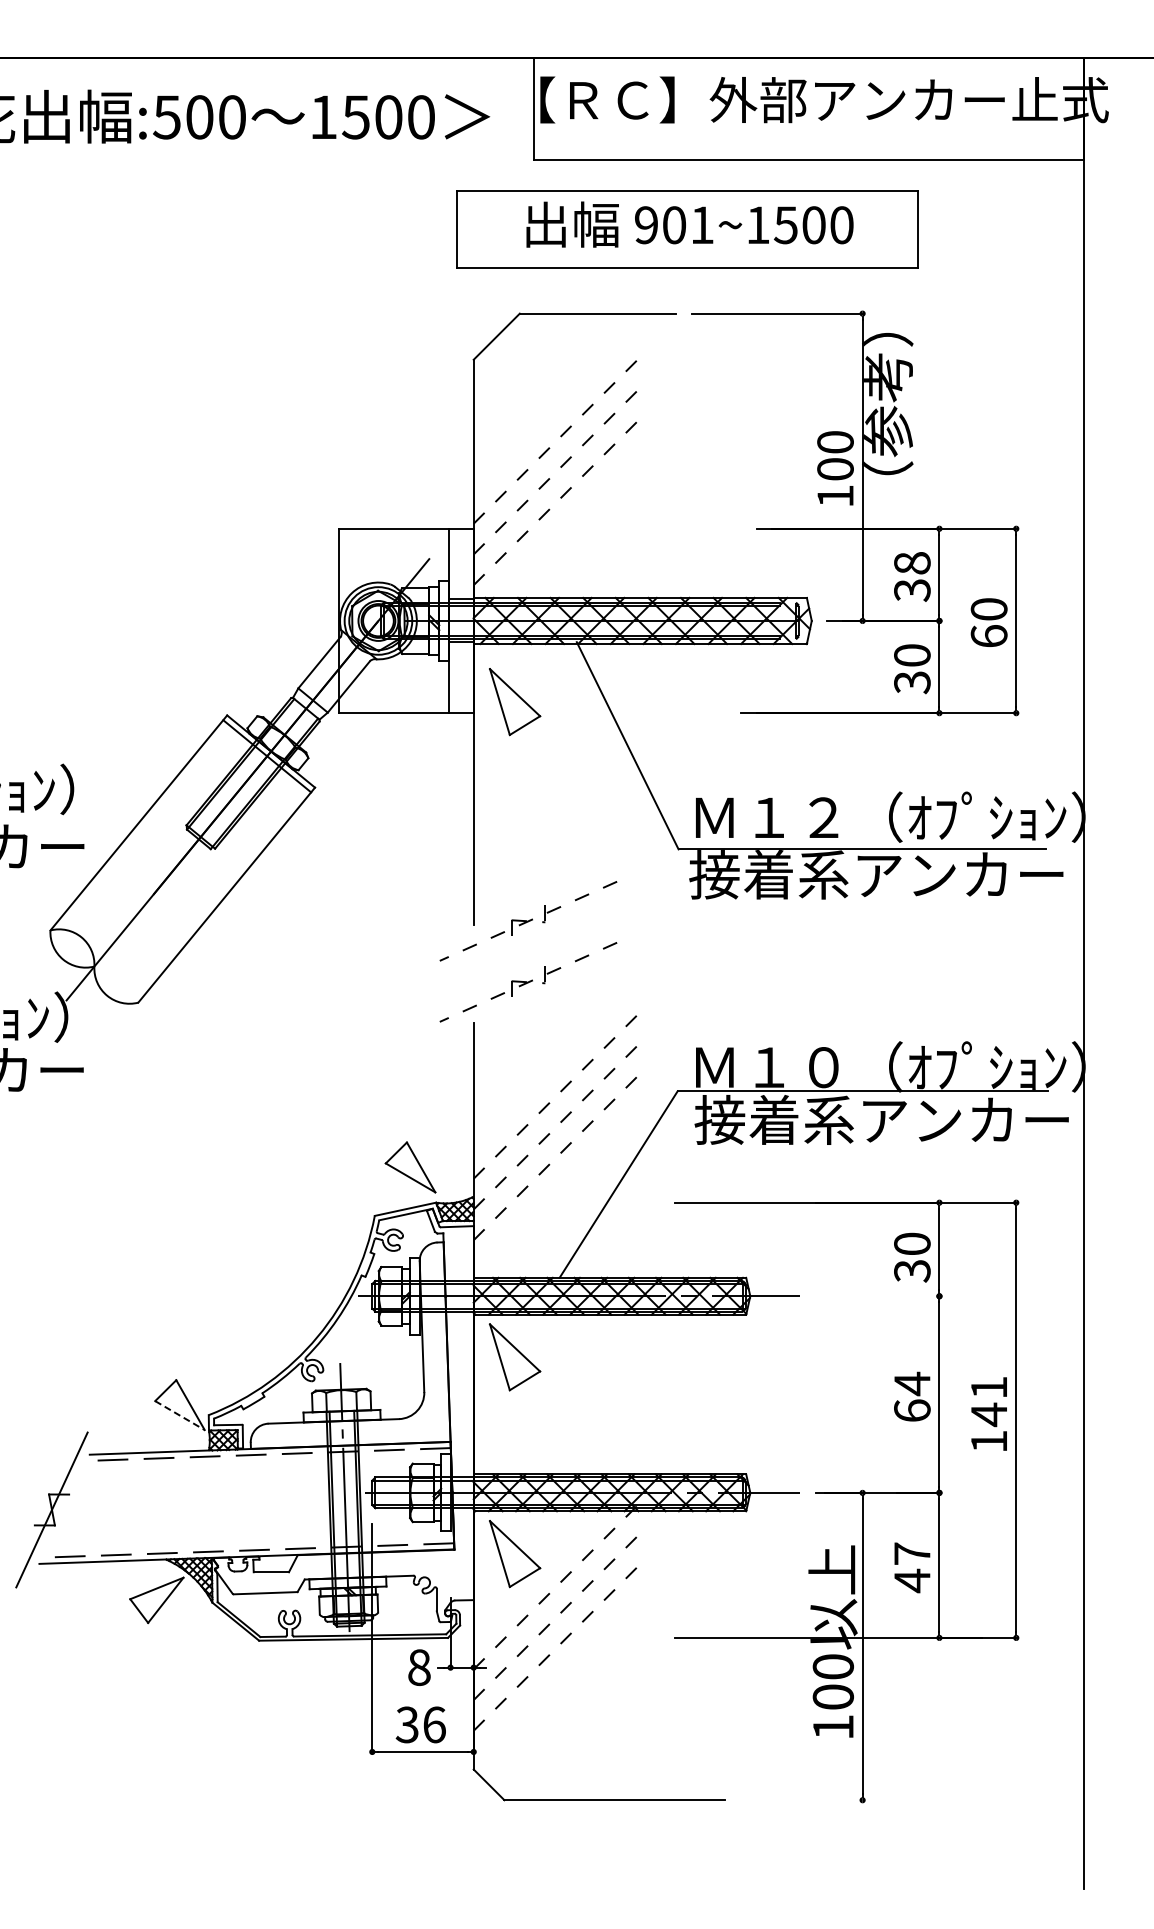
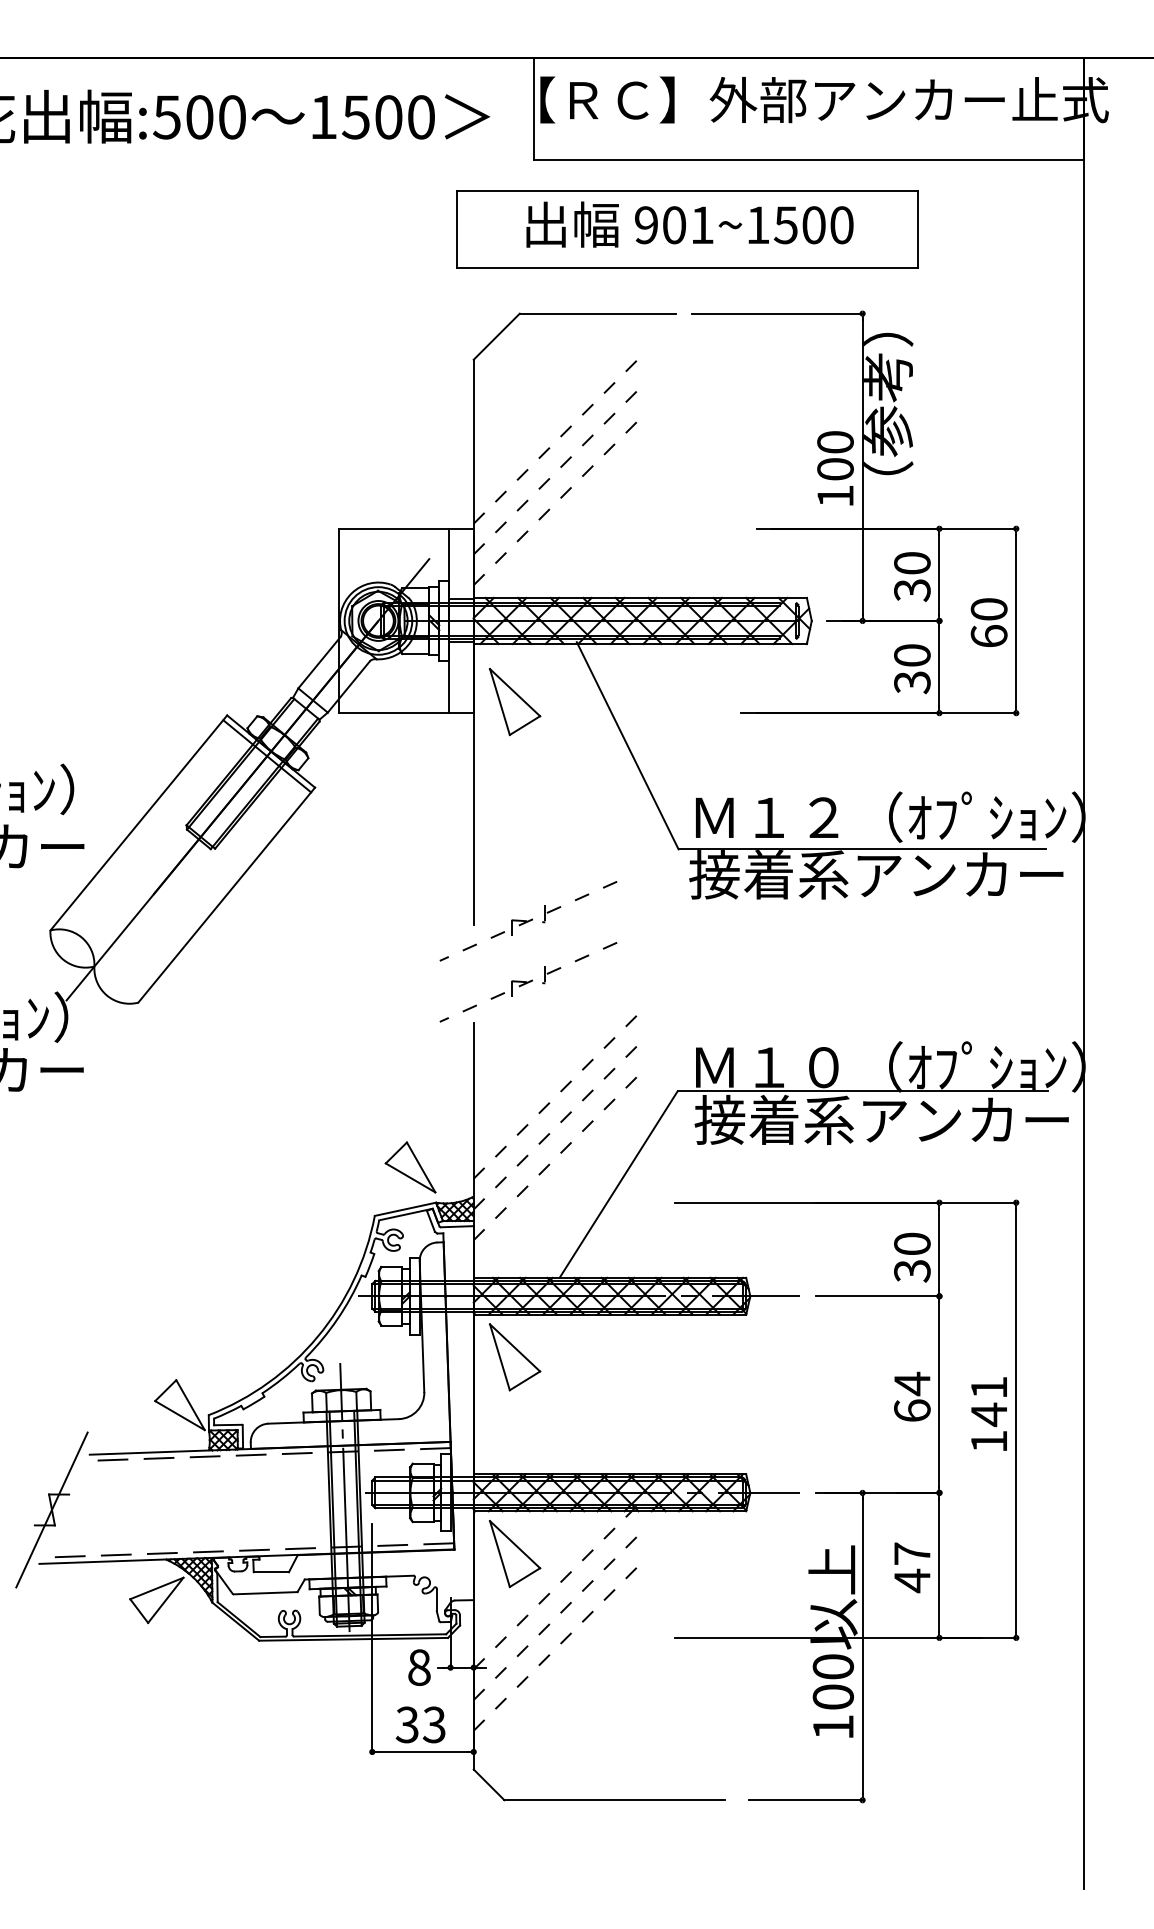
text: 38 -> 30 (912, 563)
line: none -> present (877, 1296)
line: dashed -> solid (179, 1415)
text: 36 -> 33 (433, 1724)
line: none -> present (805, 1800)
